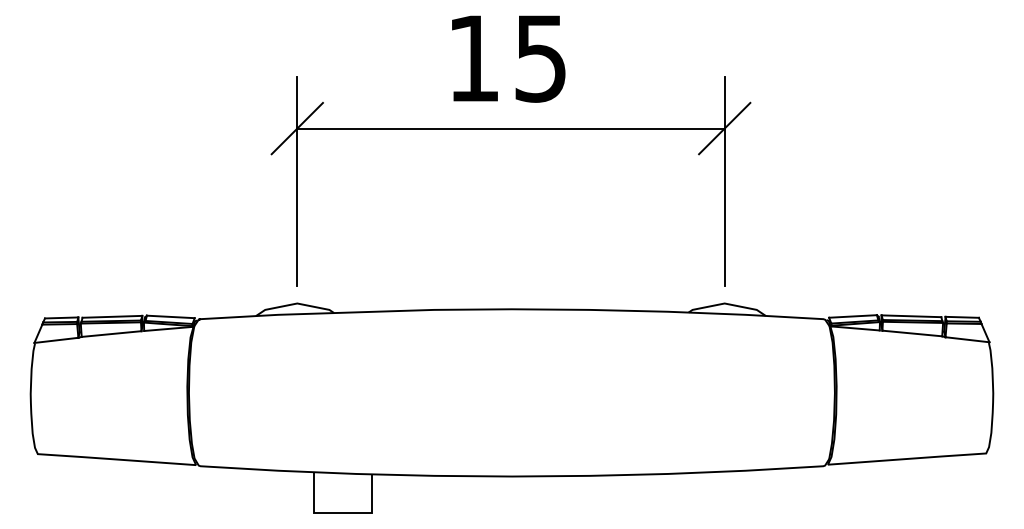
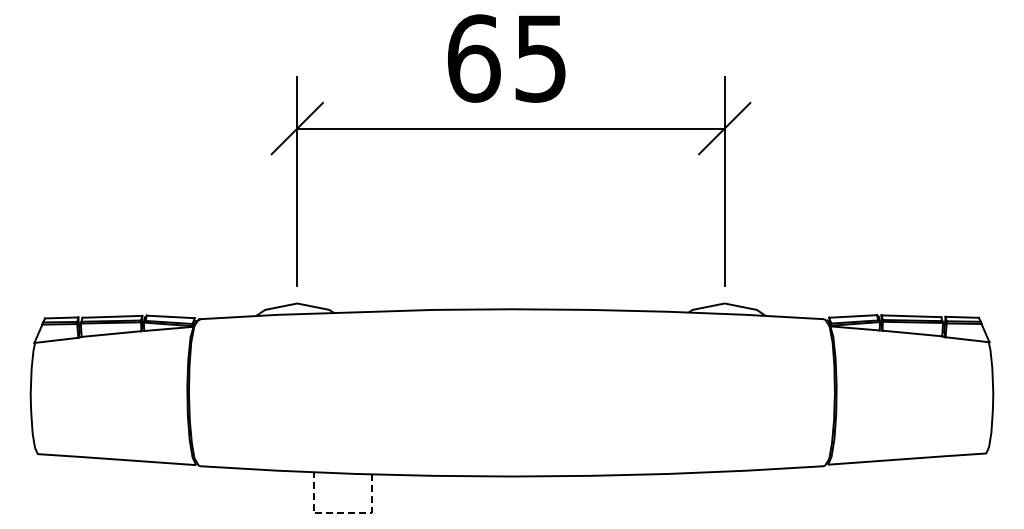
text: 15 -> 65 (473, 58)
line: solid -> dashed (341, 513)
